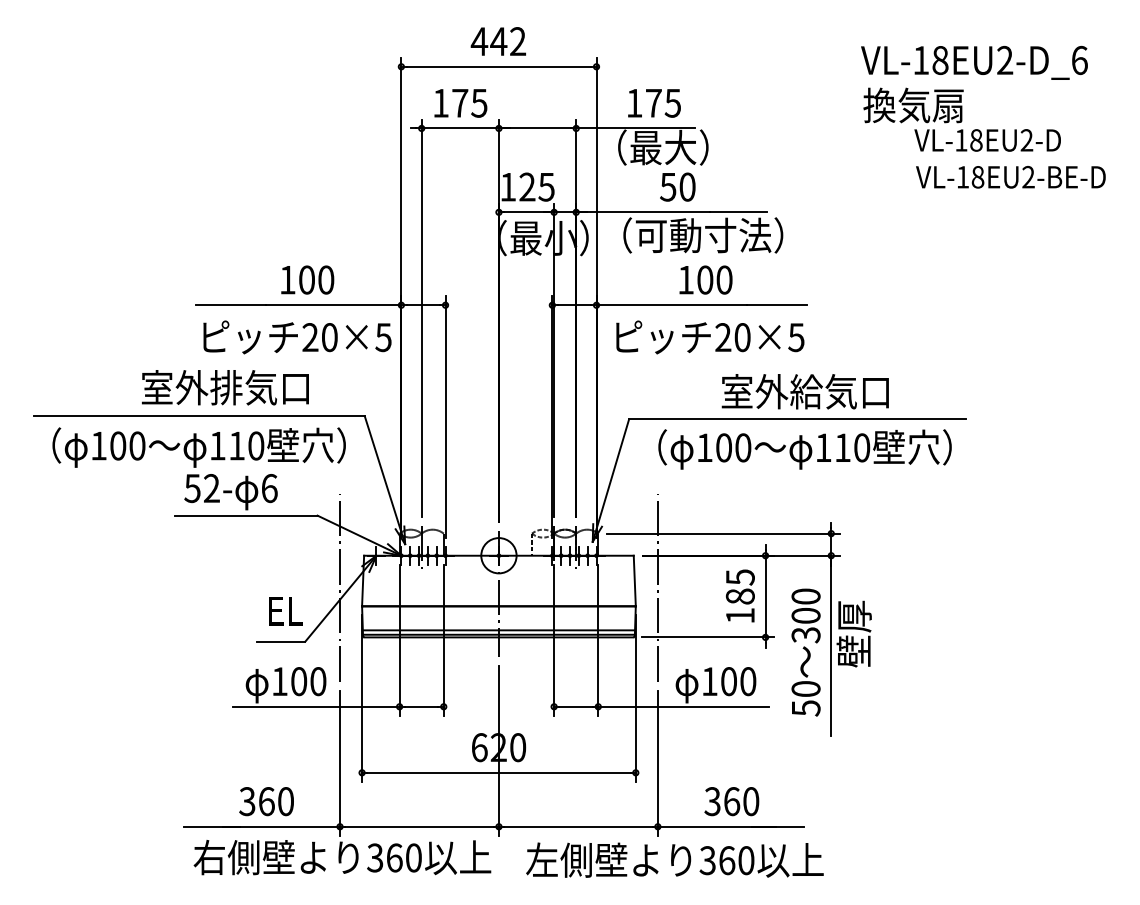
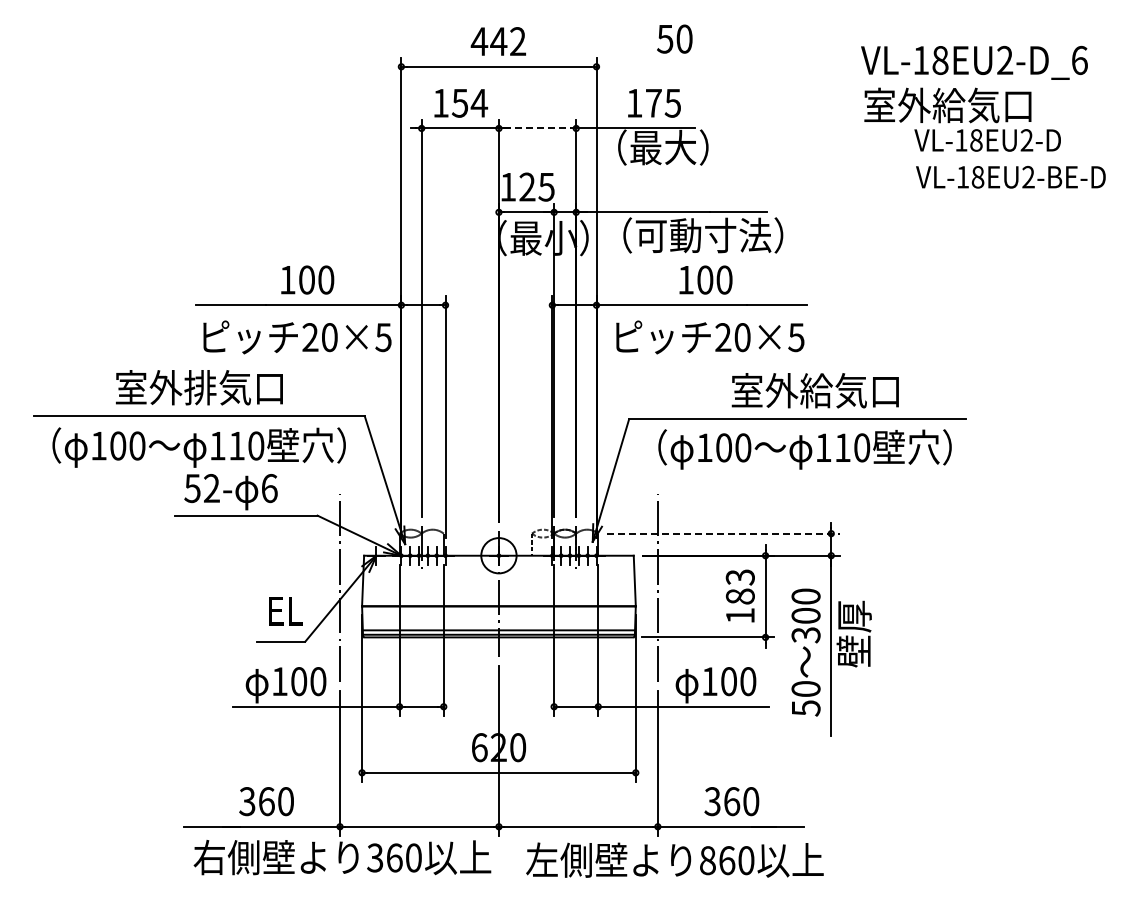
text: 175 -> 154 (469, 103)
text: 換気扇 -> 室外給気口 (947, 105)
line: solid -> dashed (538, 128)
text position: (677, 186) -> (674, 38) (674, 38)
text position: (225, 387) -> (199, 387) (199, 387)
text position: (804, 391) -> (814, 390) (814, 390)
line: solid -> dashed (724, 533)
text: 185 -> 183 (739, 577)
text: 360 -> 860 (707, 860)
